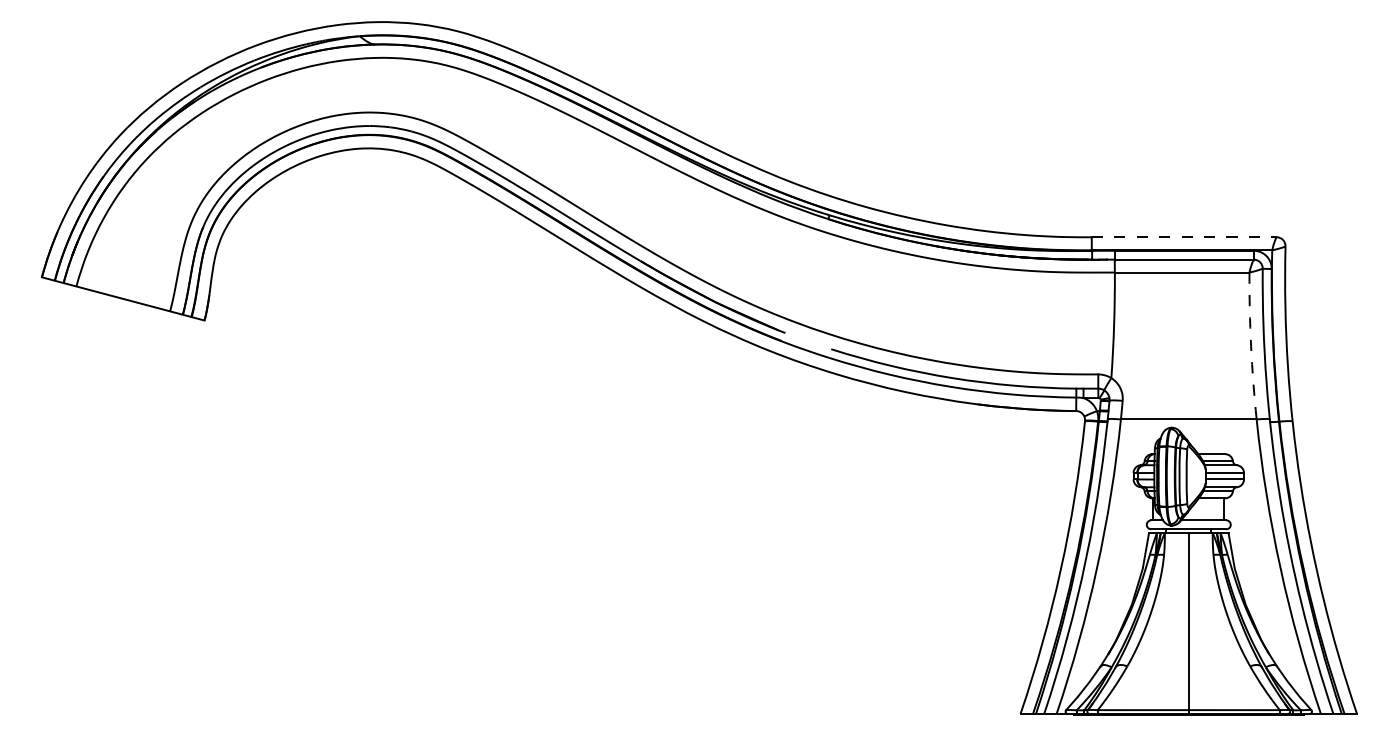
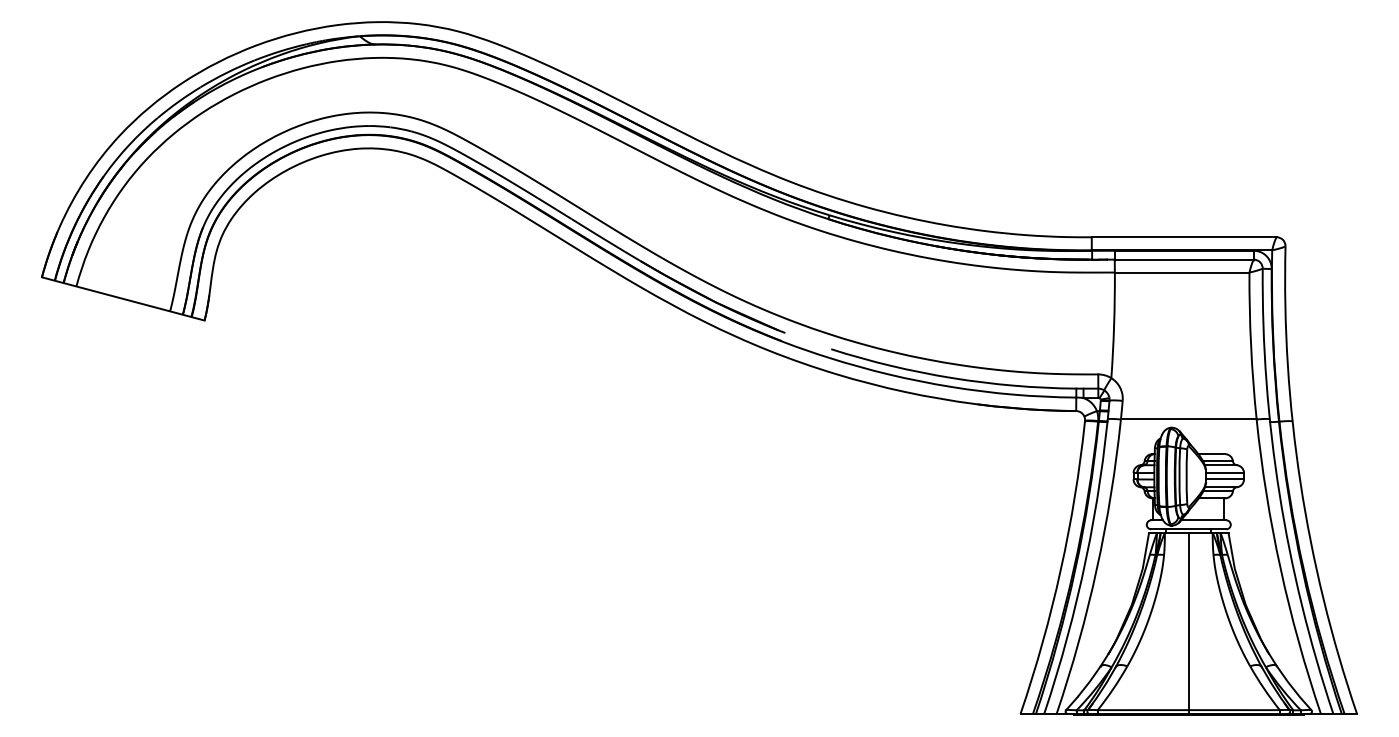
line: dashed -> solid (1184, 237)
arc: dashed -> solid (1251, 346)
